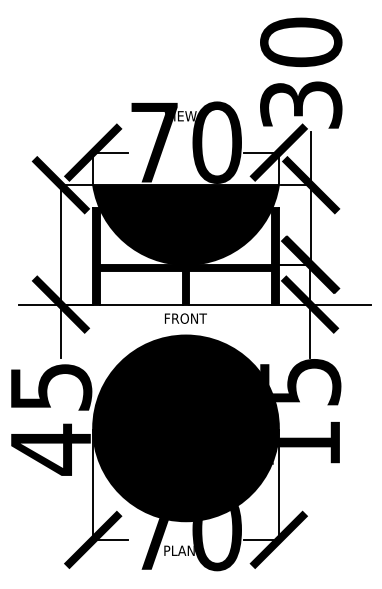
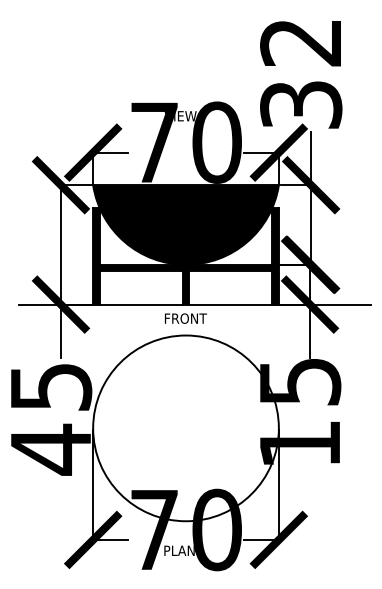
text: 30 -> 32 (301, 42)
fill: present -> none (185, 428)
